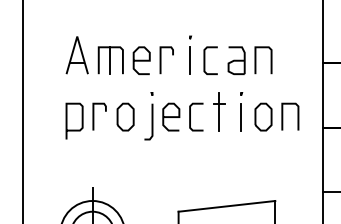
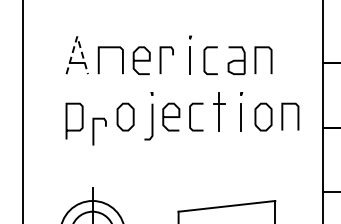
line: solid -> dashed (77, 36)
line: present -> none (110, 60)
line position: (94, 116) -> (94, 131) (94, 131)
